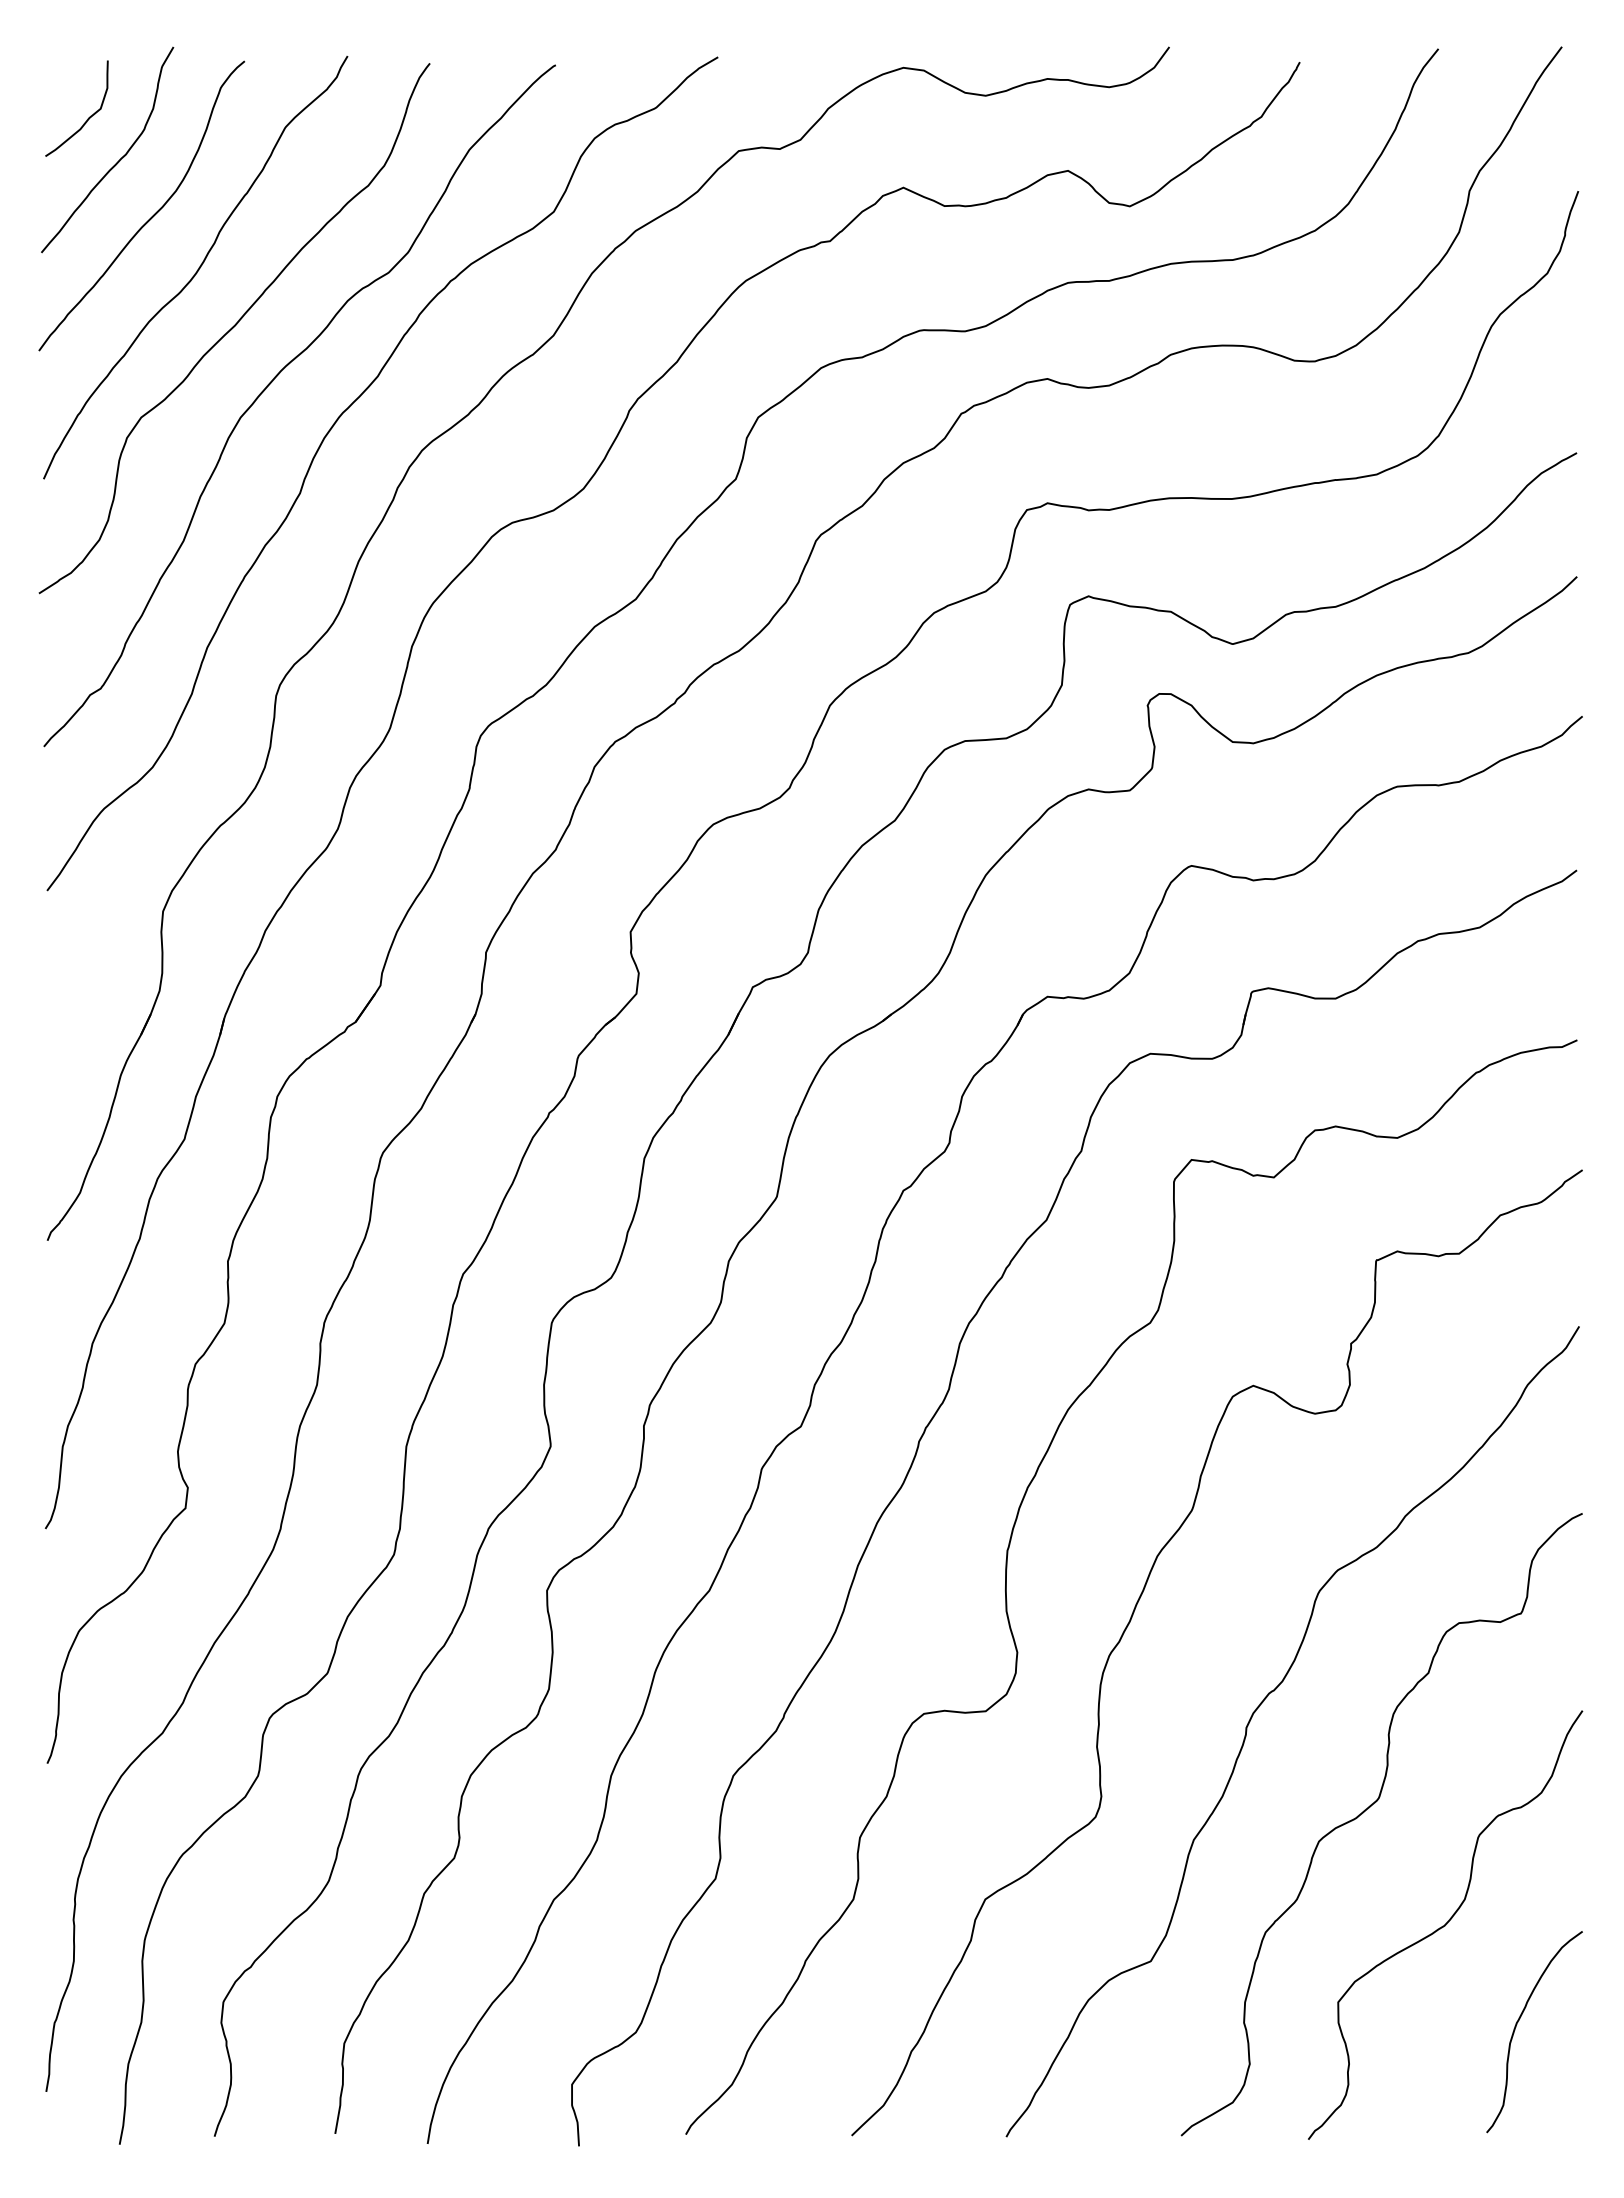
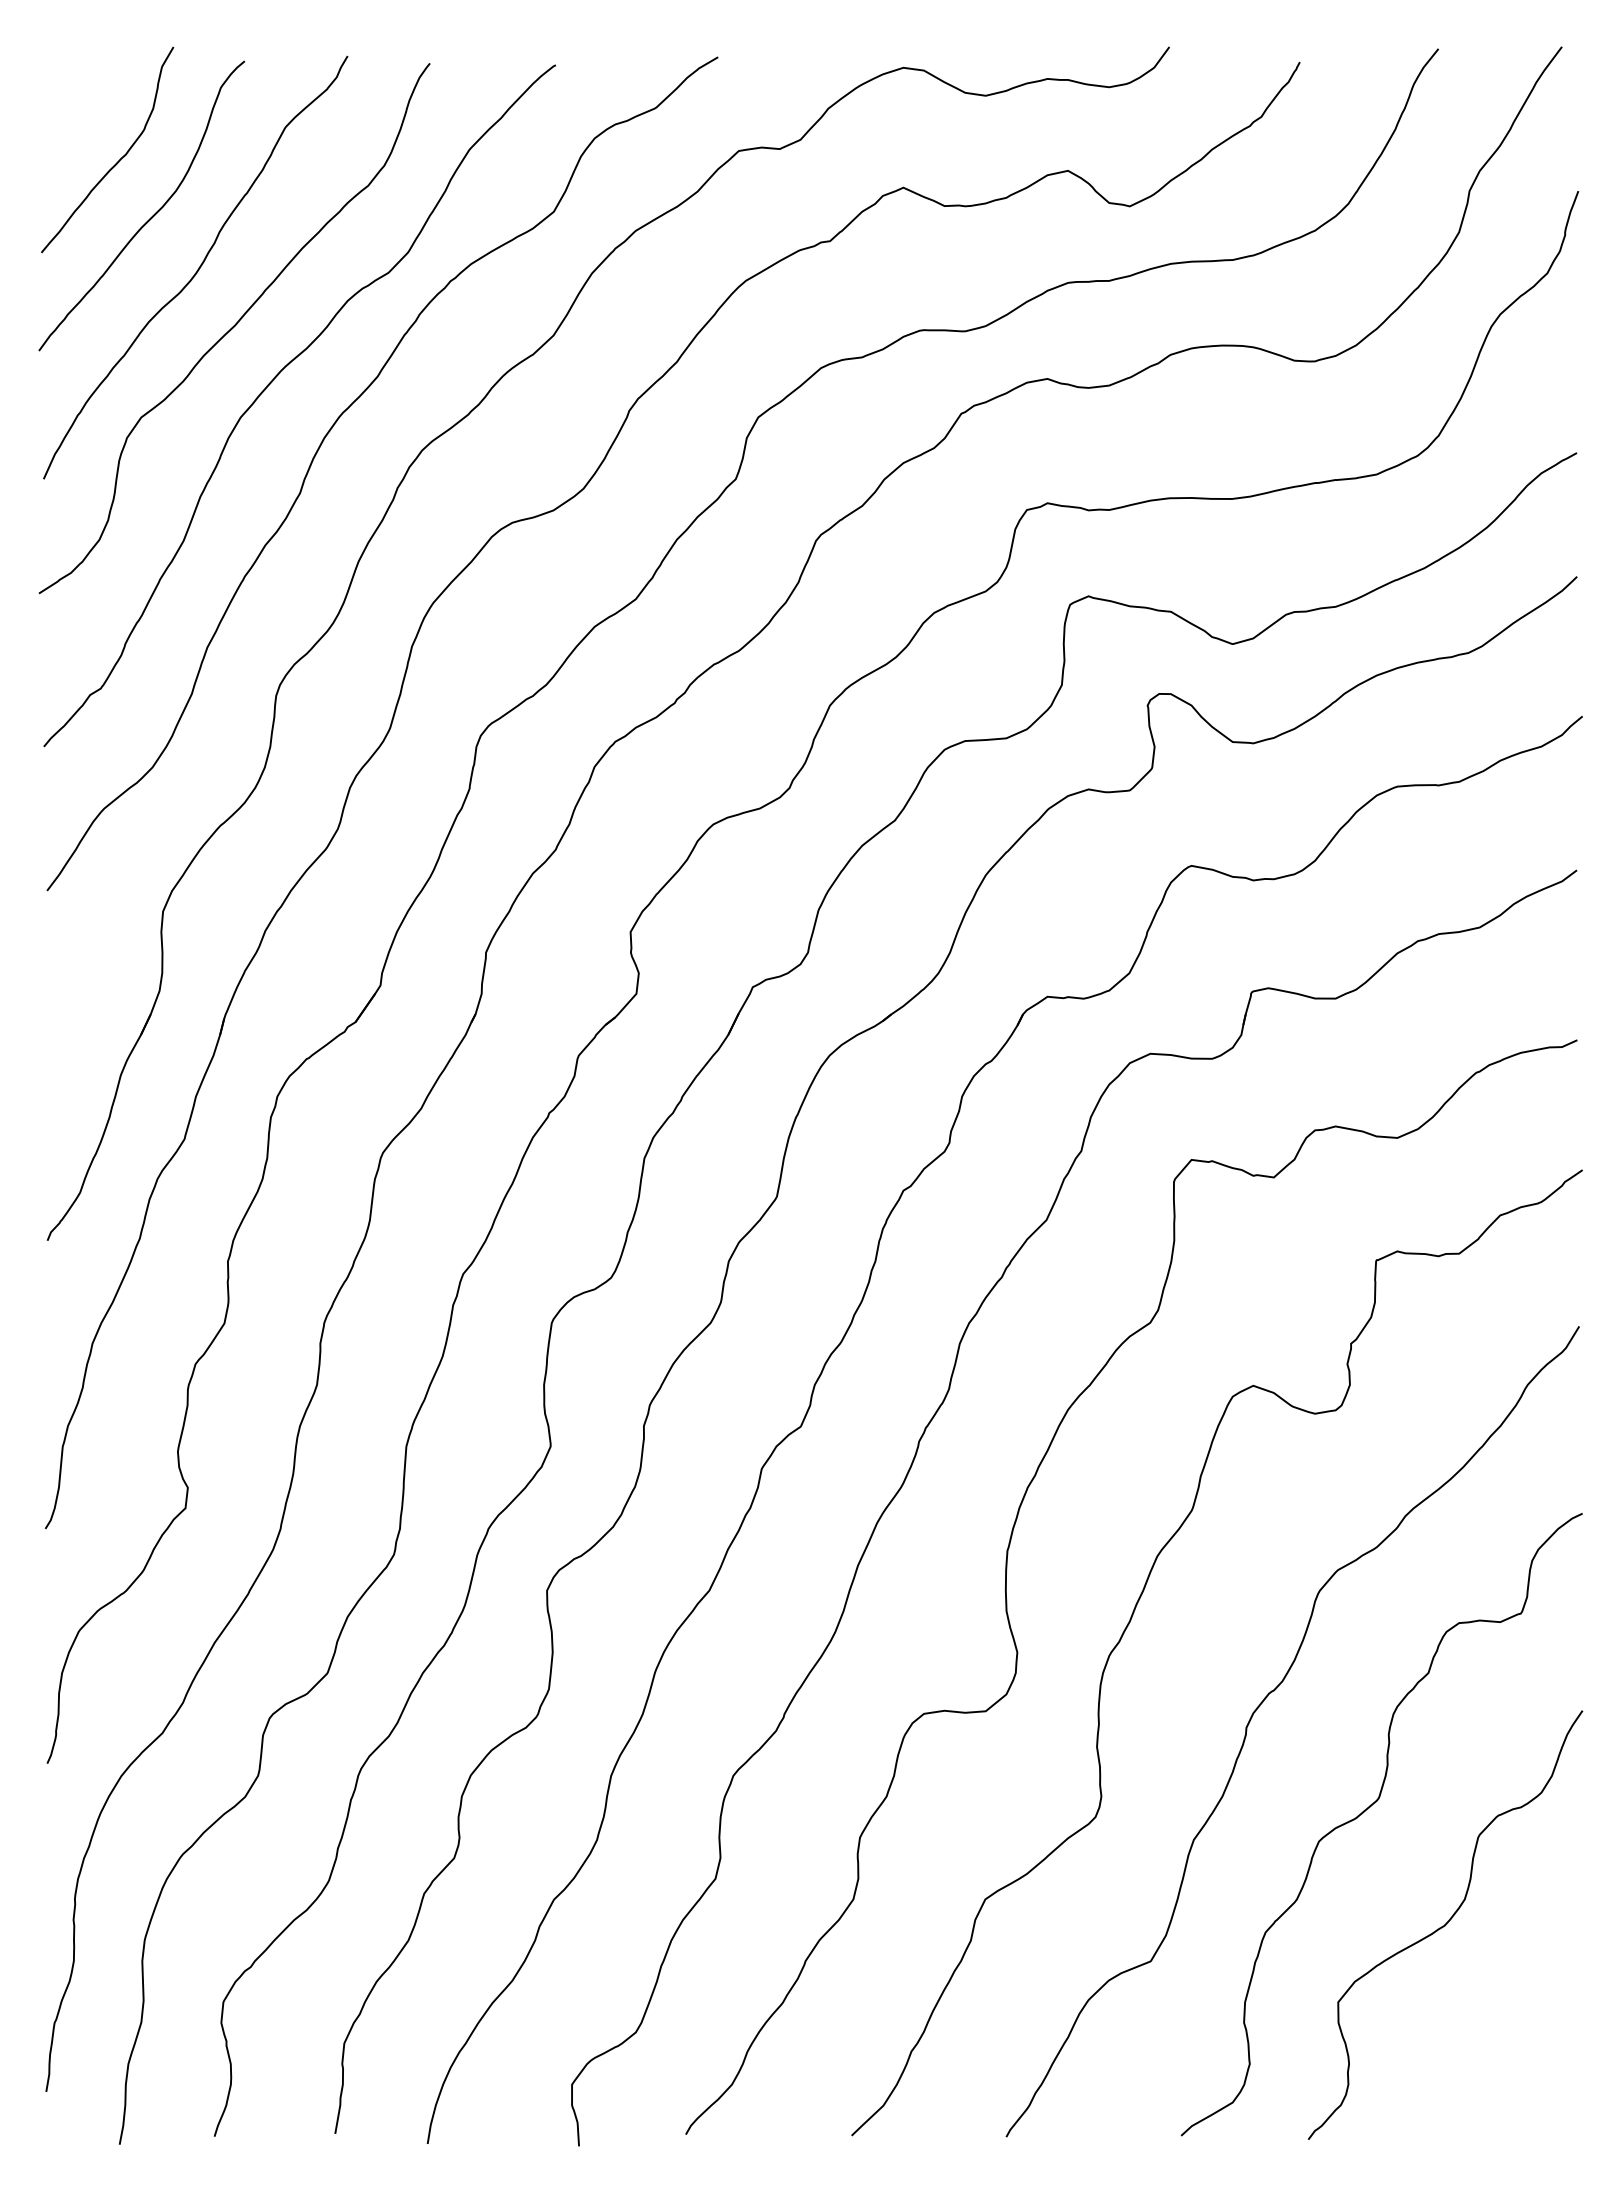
curve: present -> none (87, 118)
curve: present -> none (1516, 2027)
